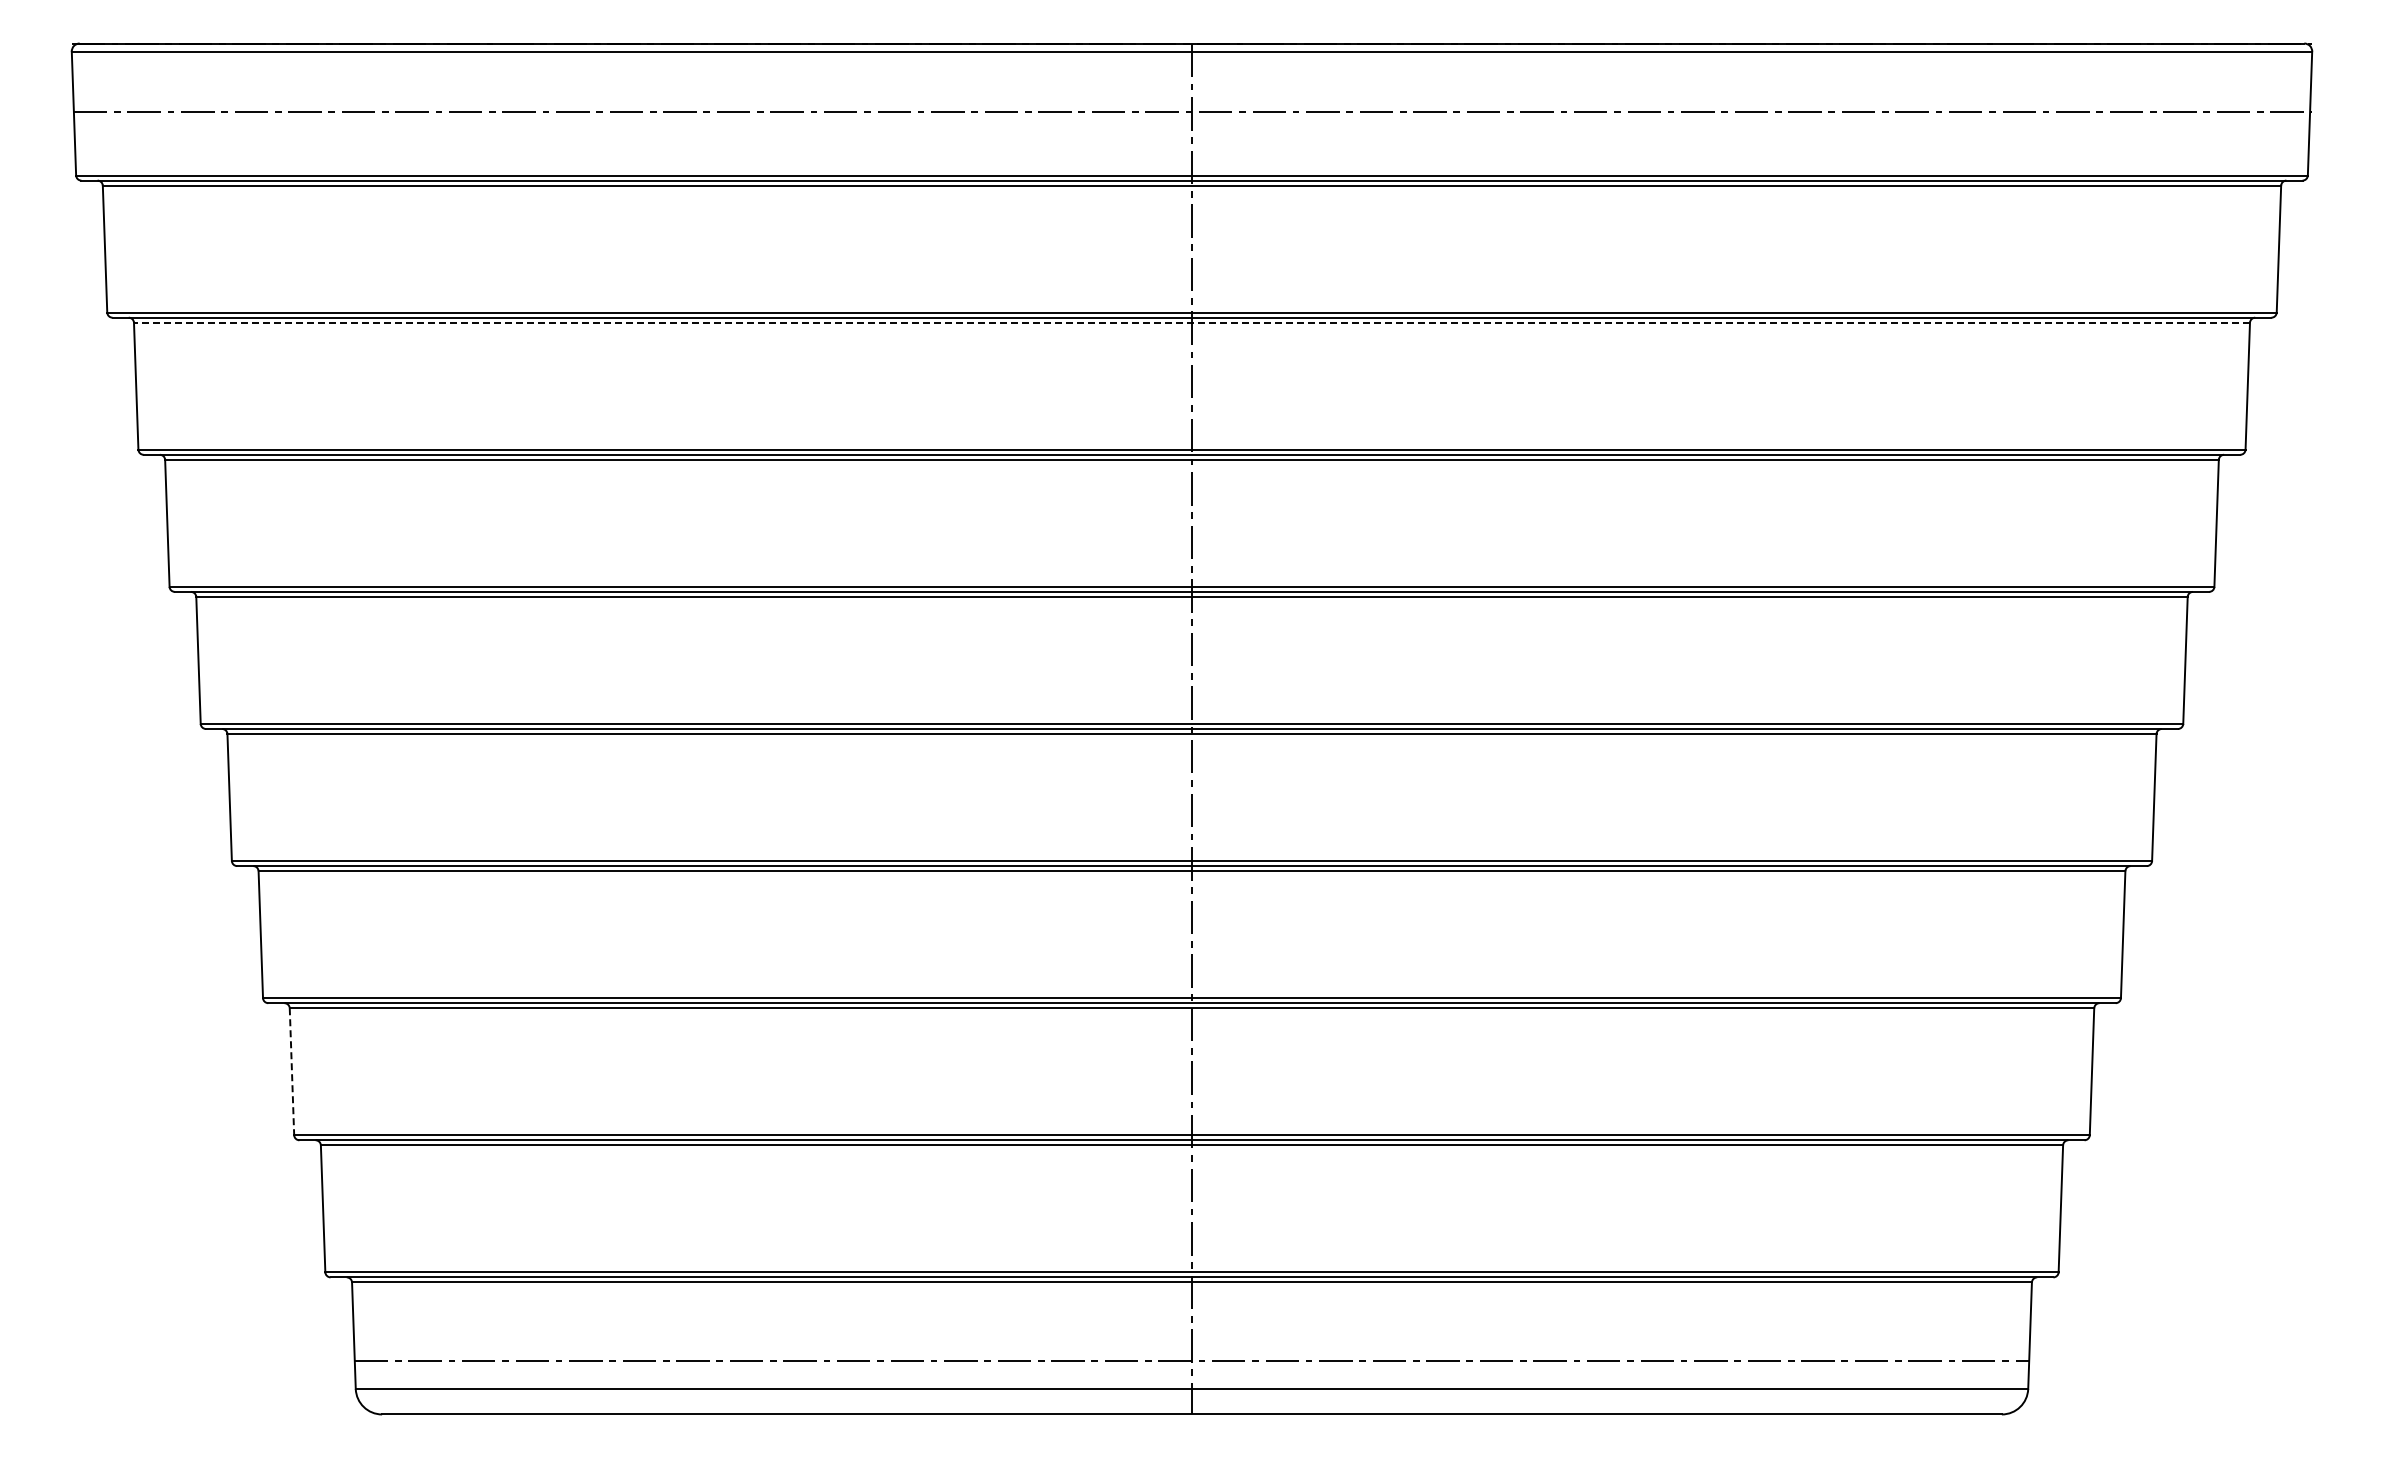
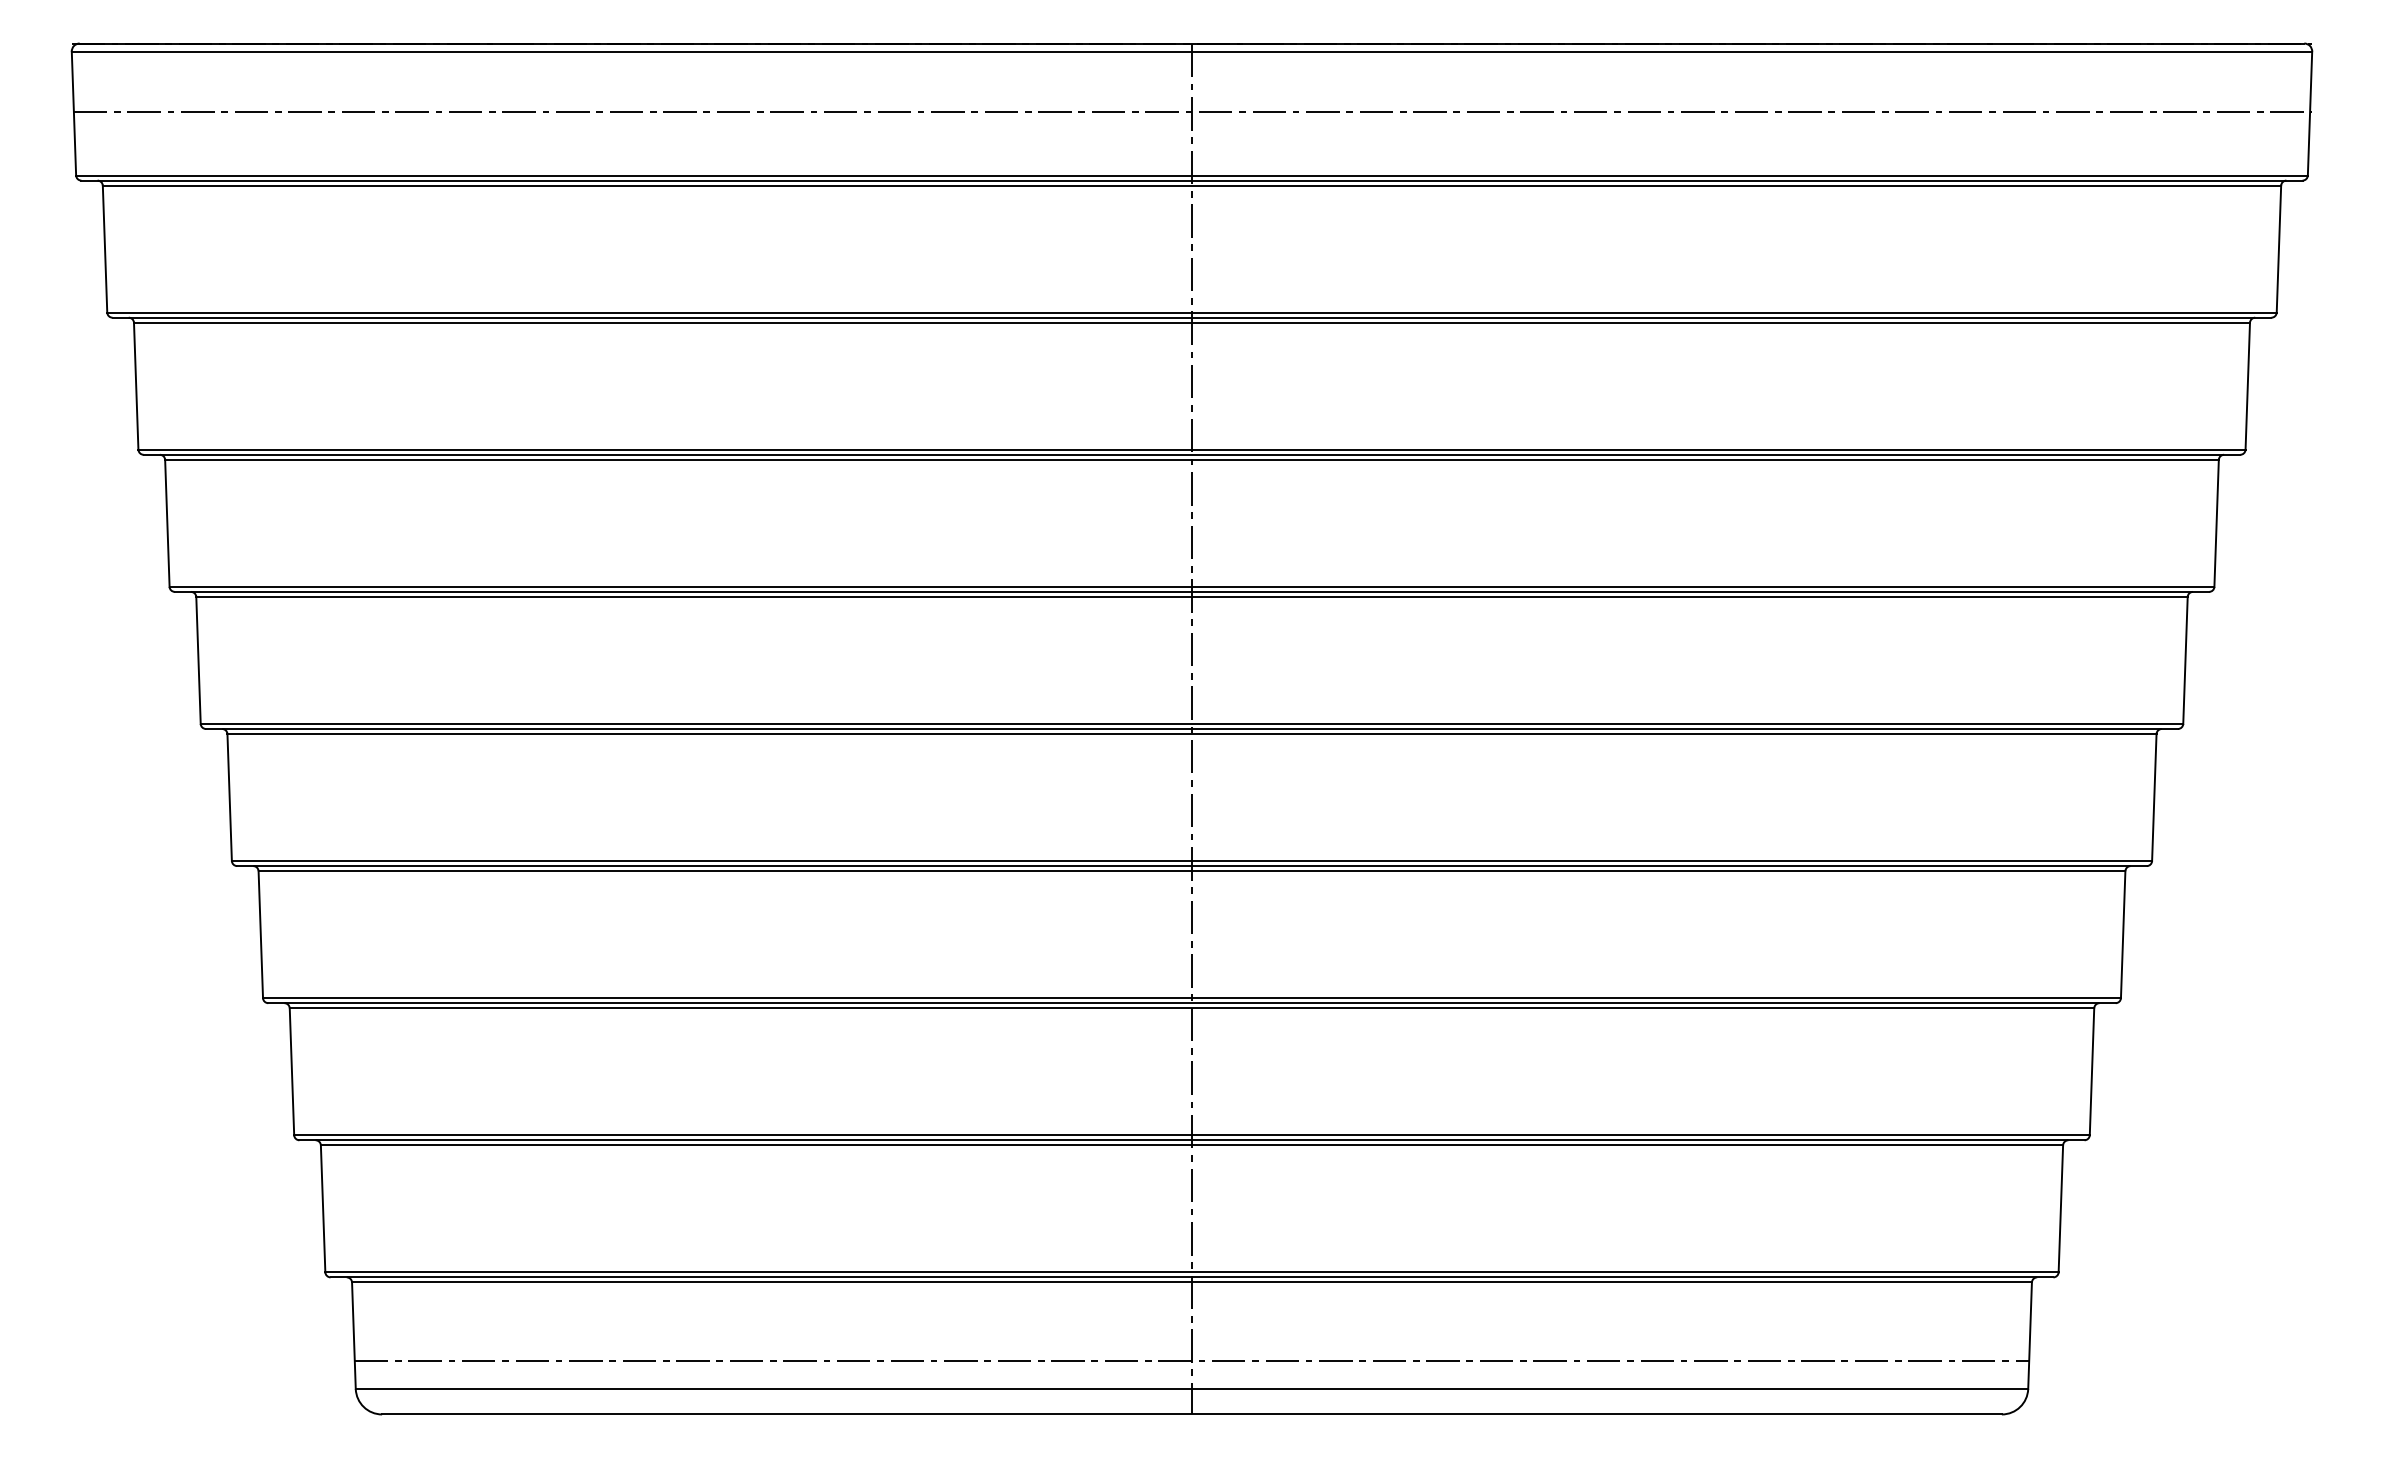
line: dashed -> solid (1192, 322)
line: dashed -> solid (291, 1072)
